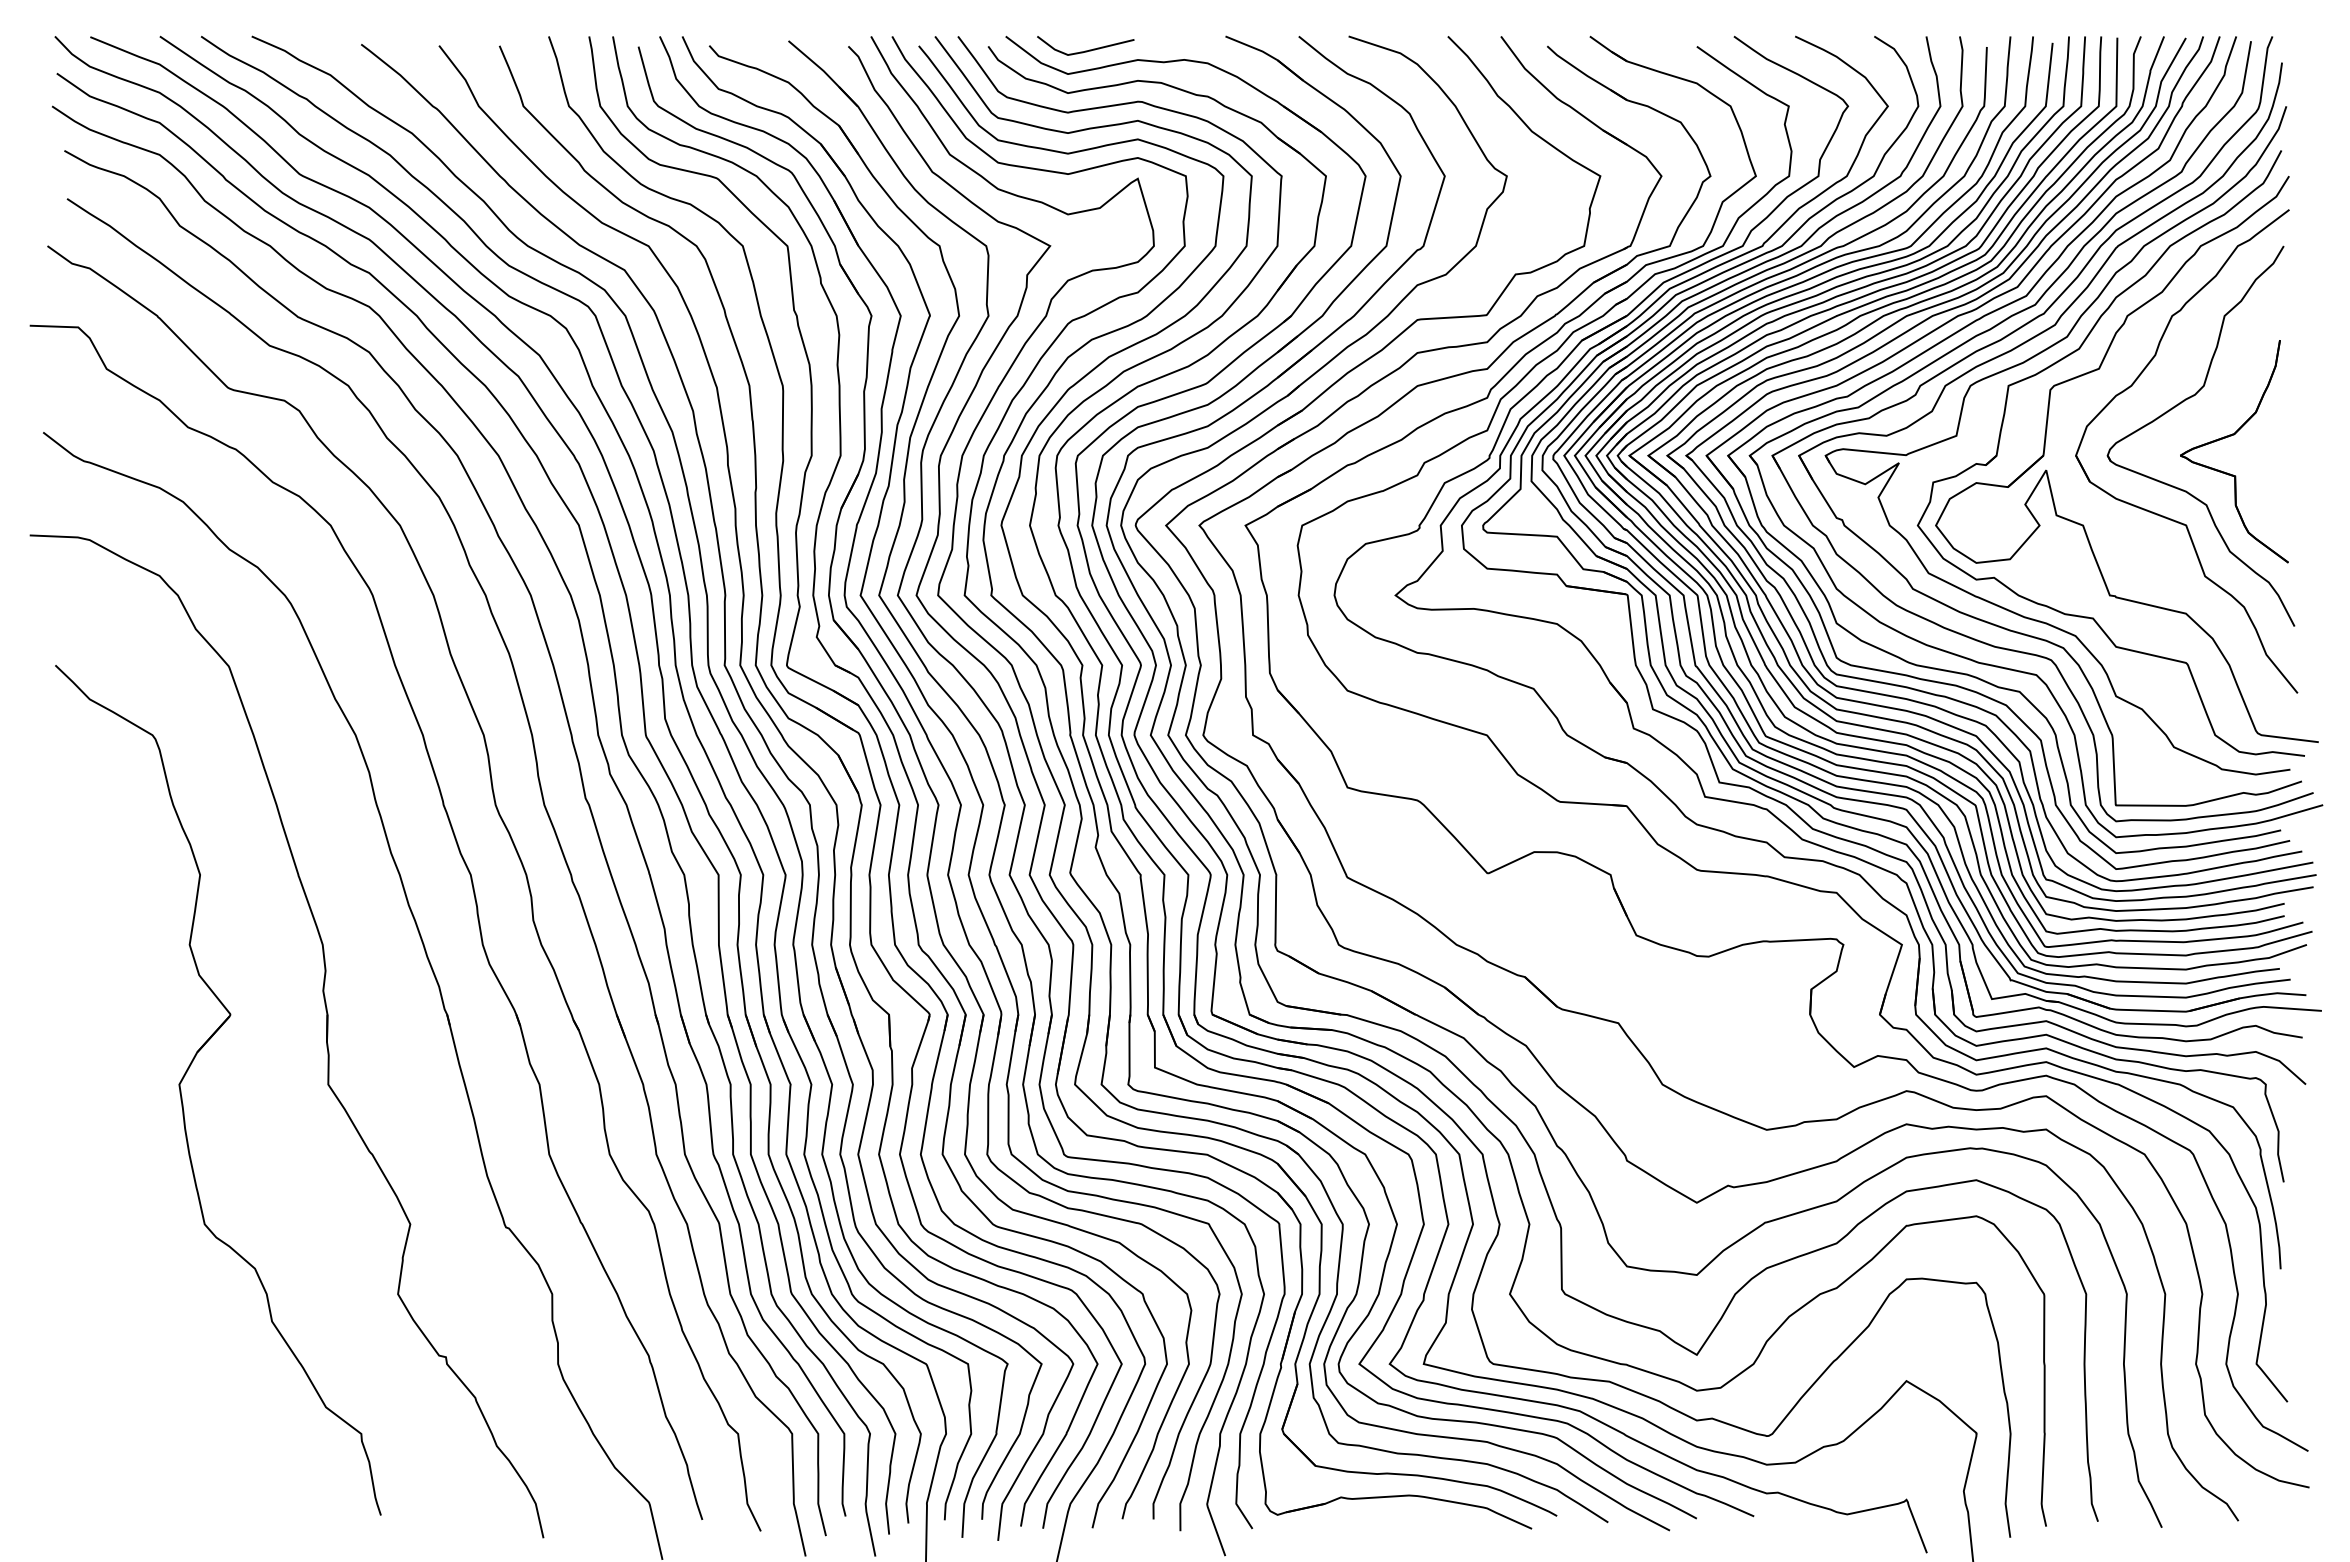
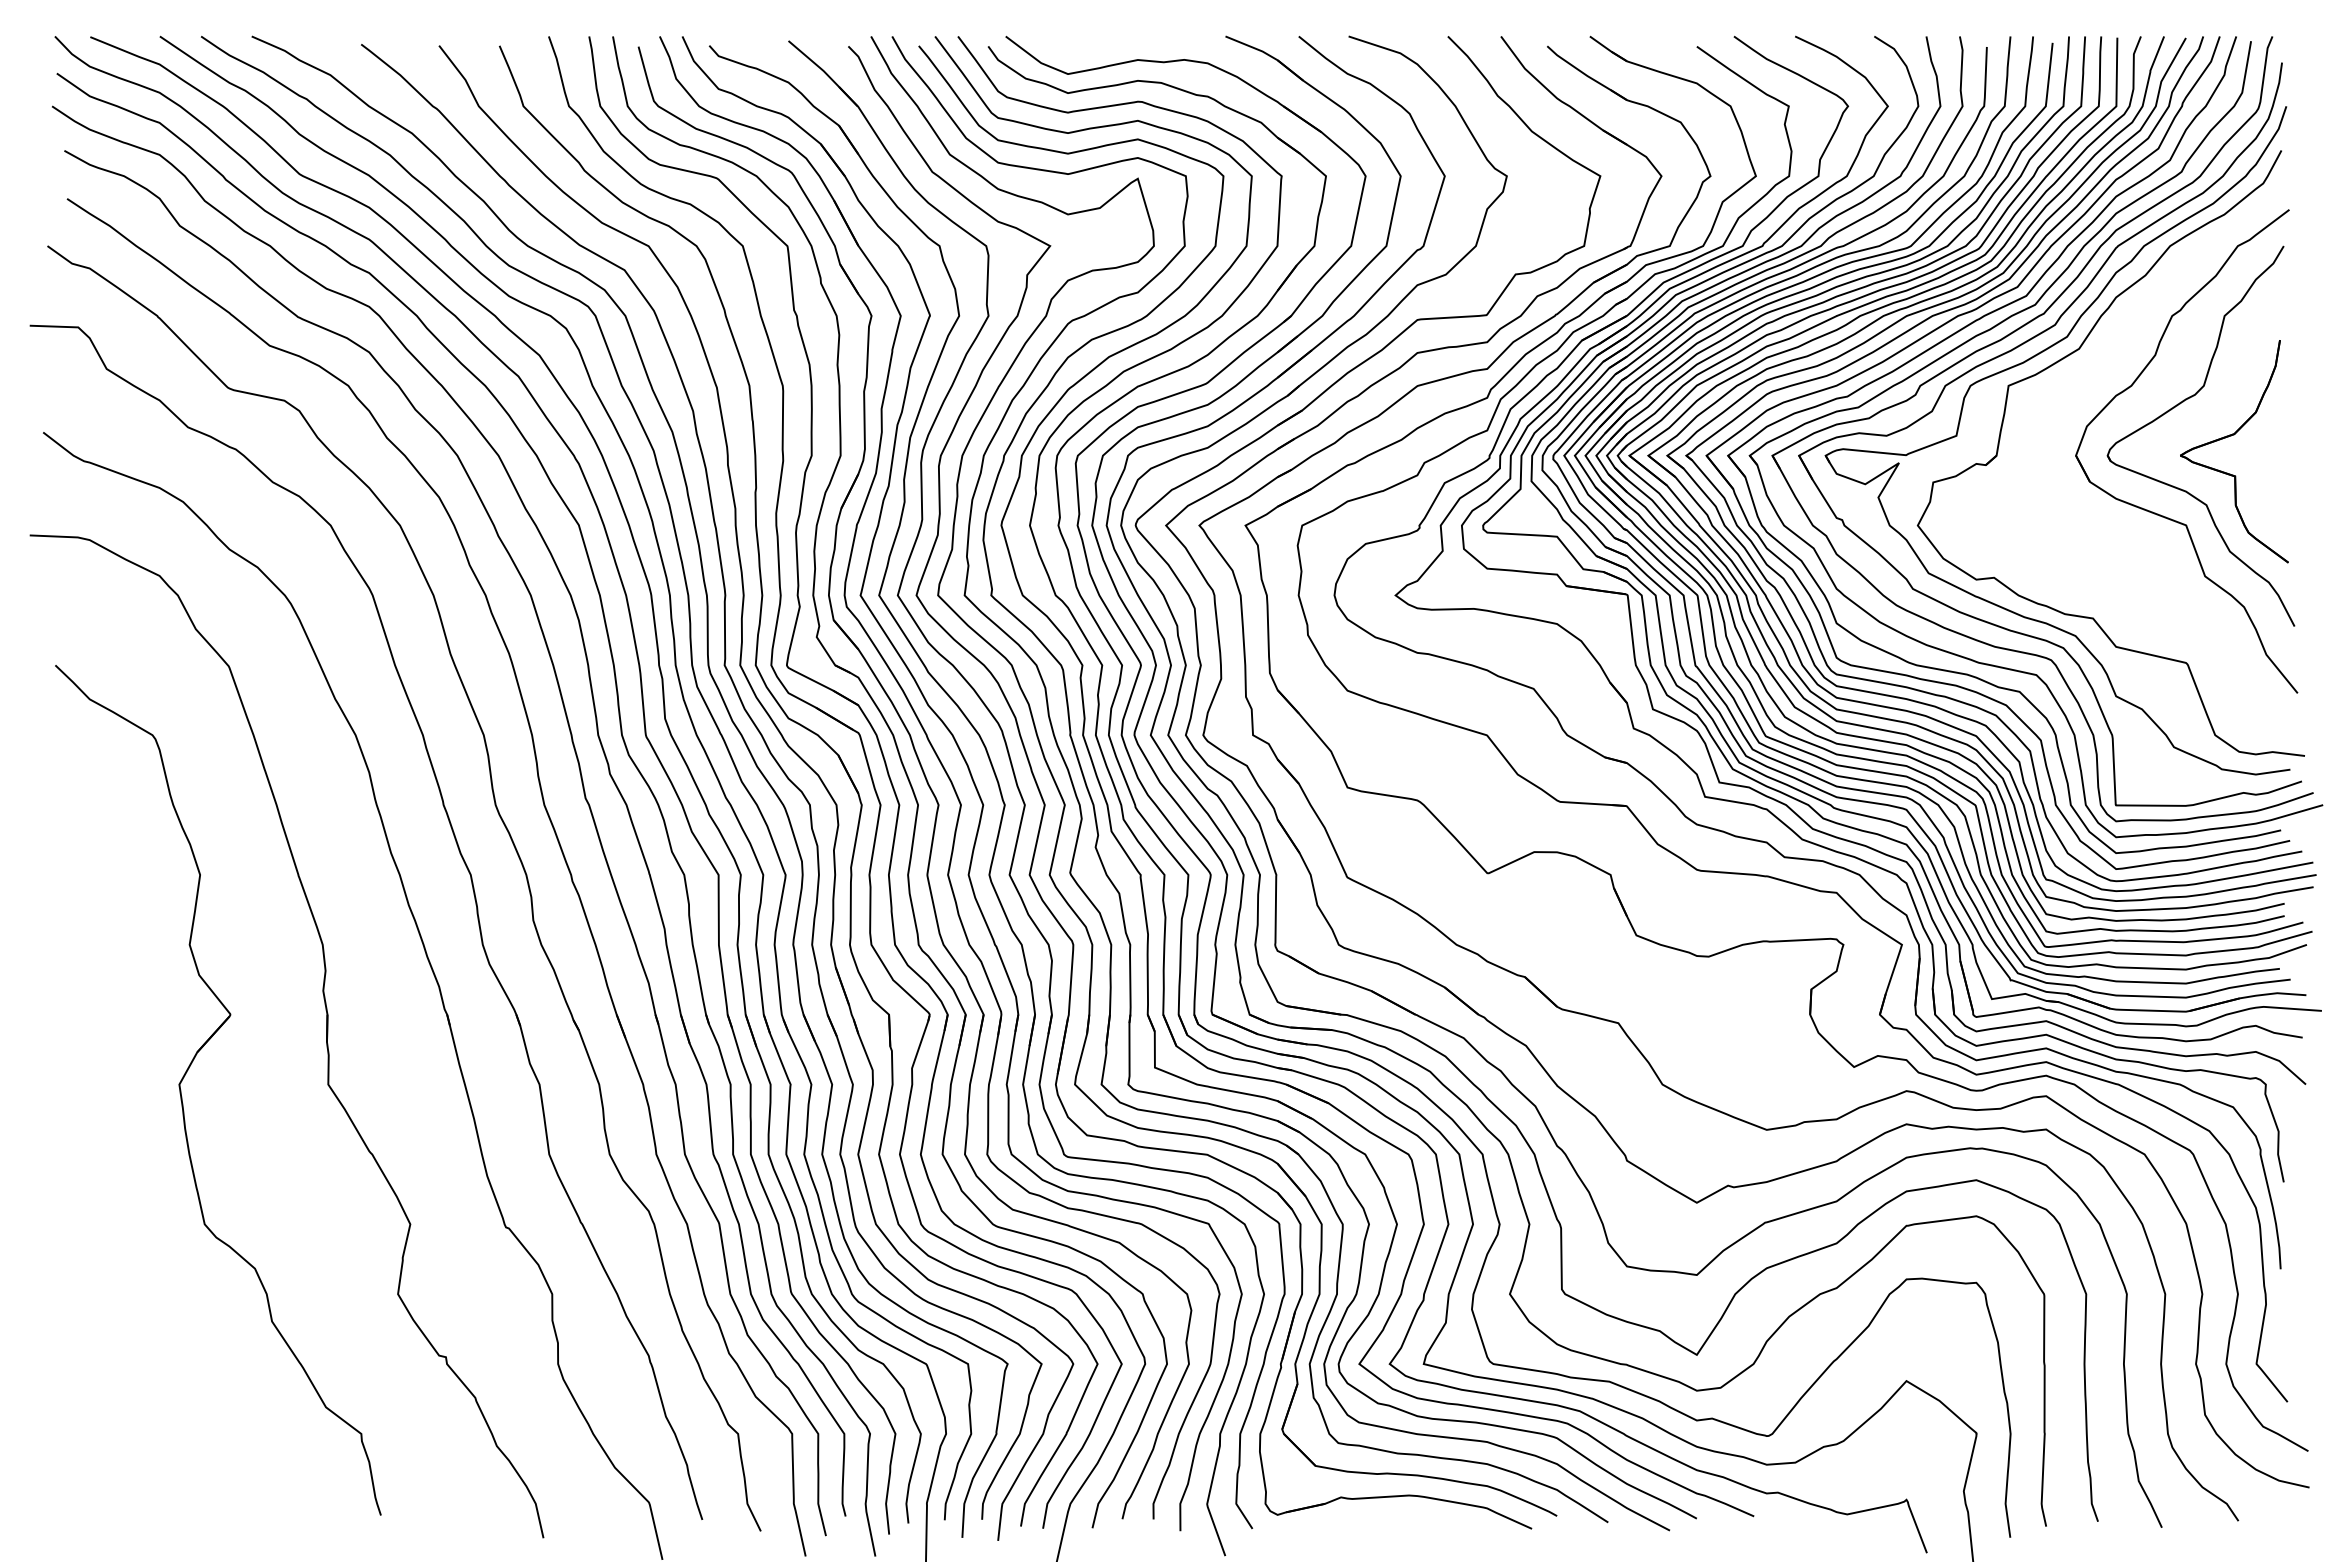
line: present -> none (1085, 50)
part: present -> none (2083, 524)
